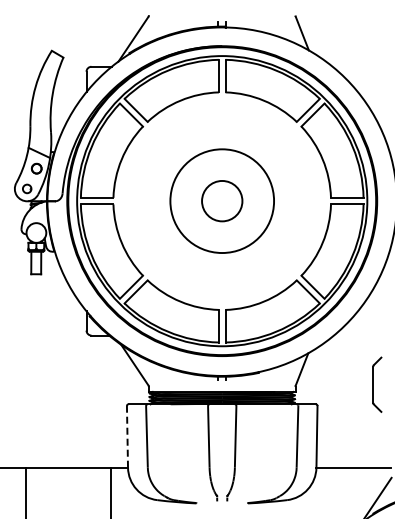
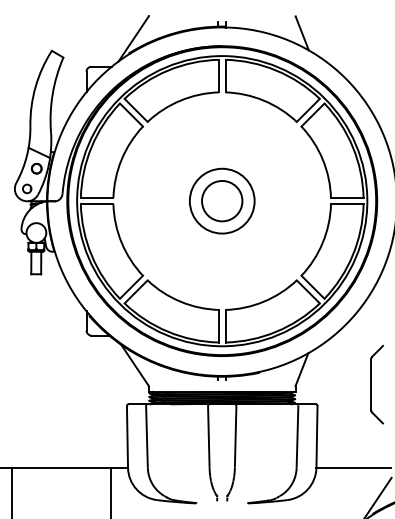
circle diameter: 104 px -> 65 px (221, 200)
part size: 11x57 px -> 15x80 px (377, 384)
line: dashed -> solid (127, 436)
line position: (26, 491) -> (12, 491) (12, 491)
